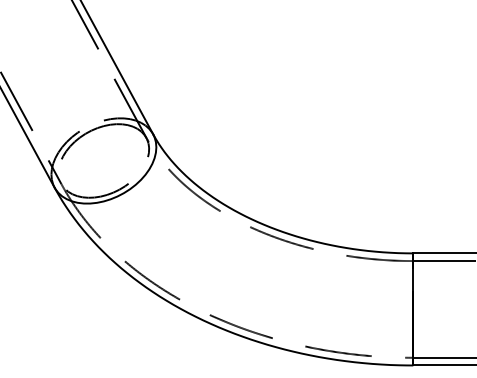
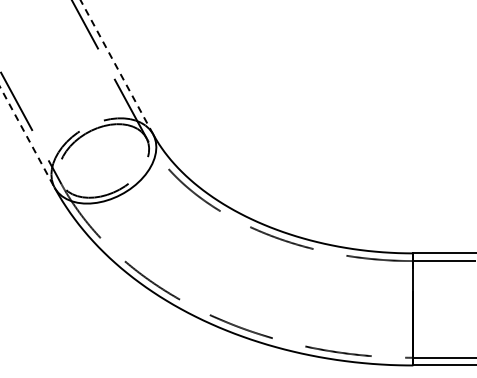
line: solid -> dashed (117, 67)
line: solid -> dashed (27, 137)
